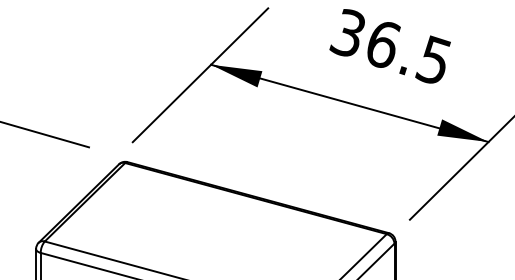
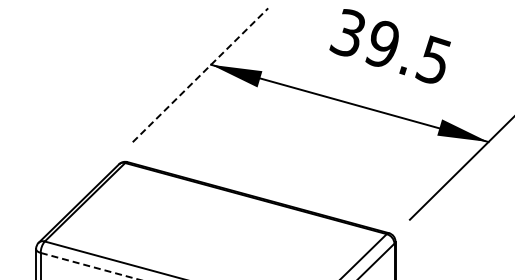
text: 36.5 -> 39.5 (382, 43)
line: solid -> dashed (200, 74)
line: present -> none (45, 134)
line: solid -> dashed (89, 266)
